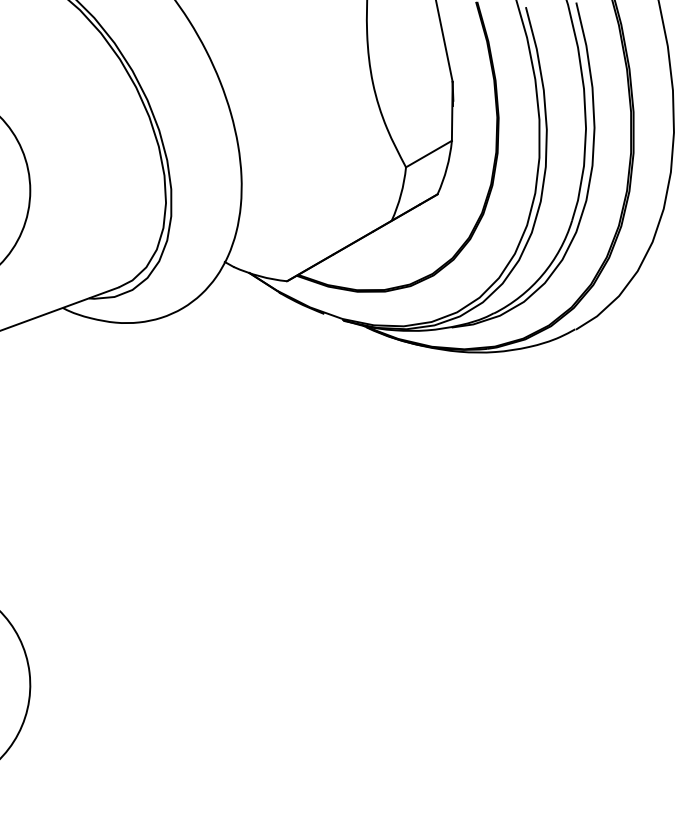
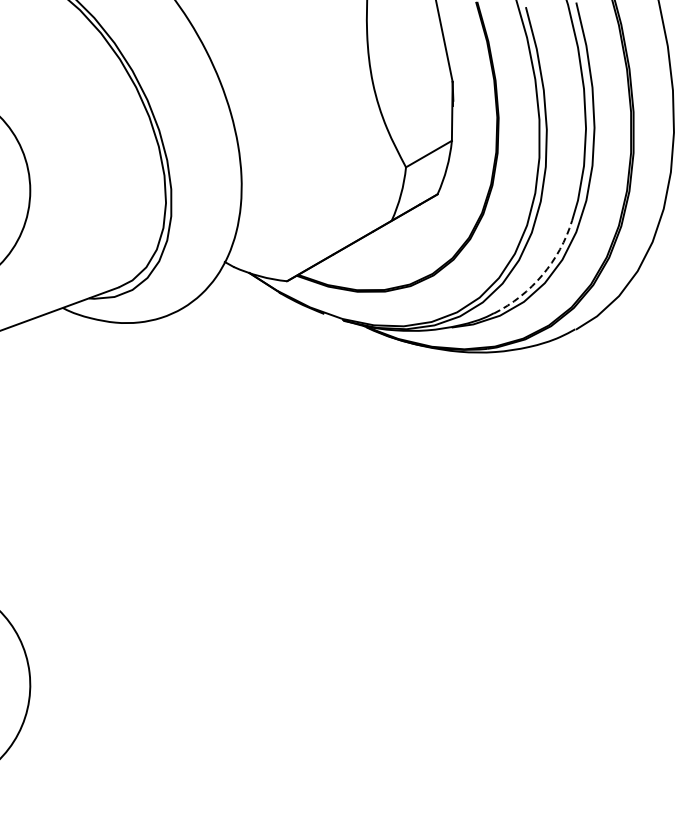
arc: solid -> dashed (542, 275)
